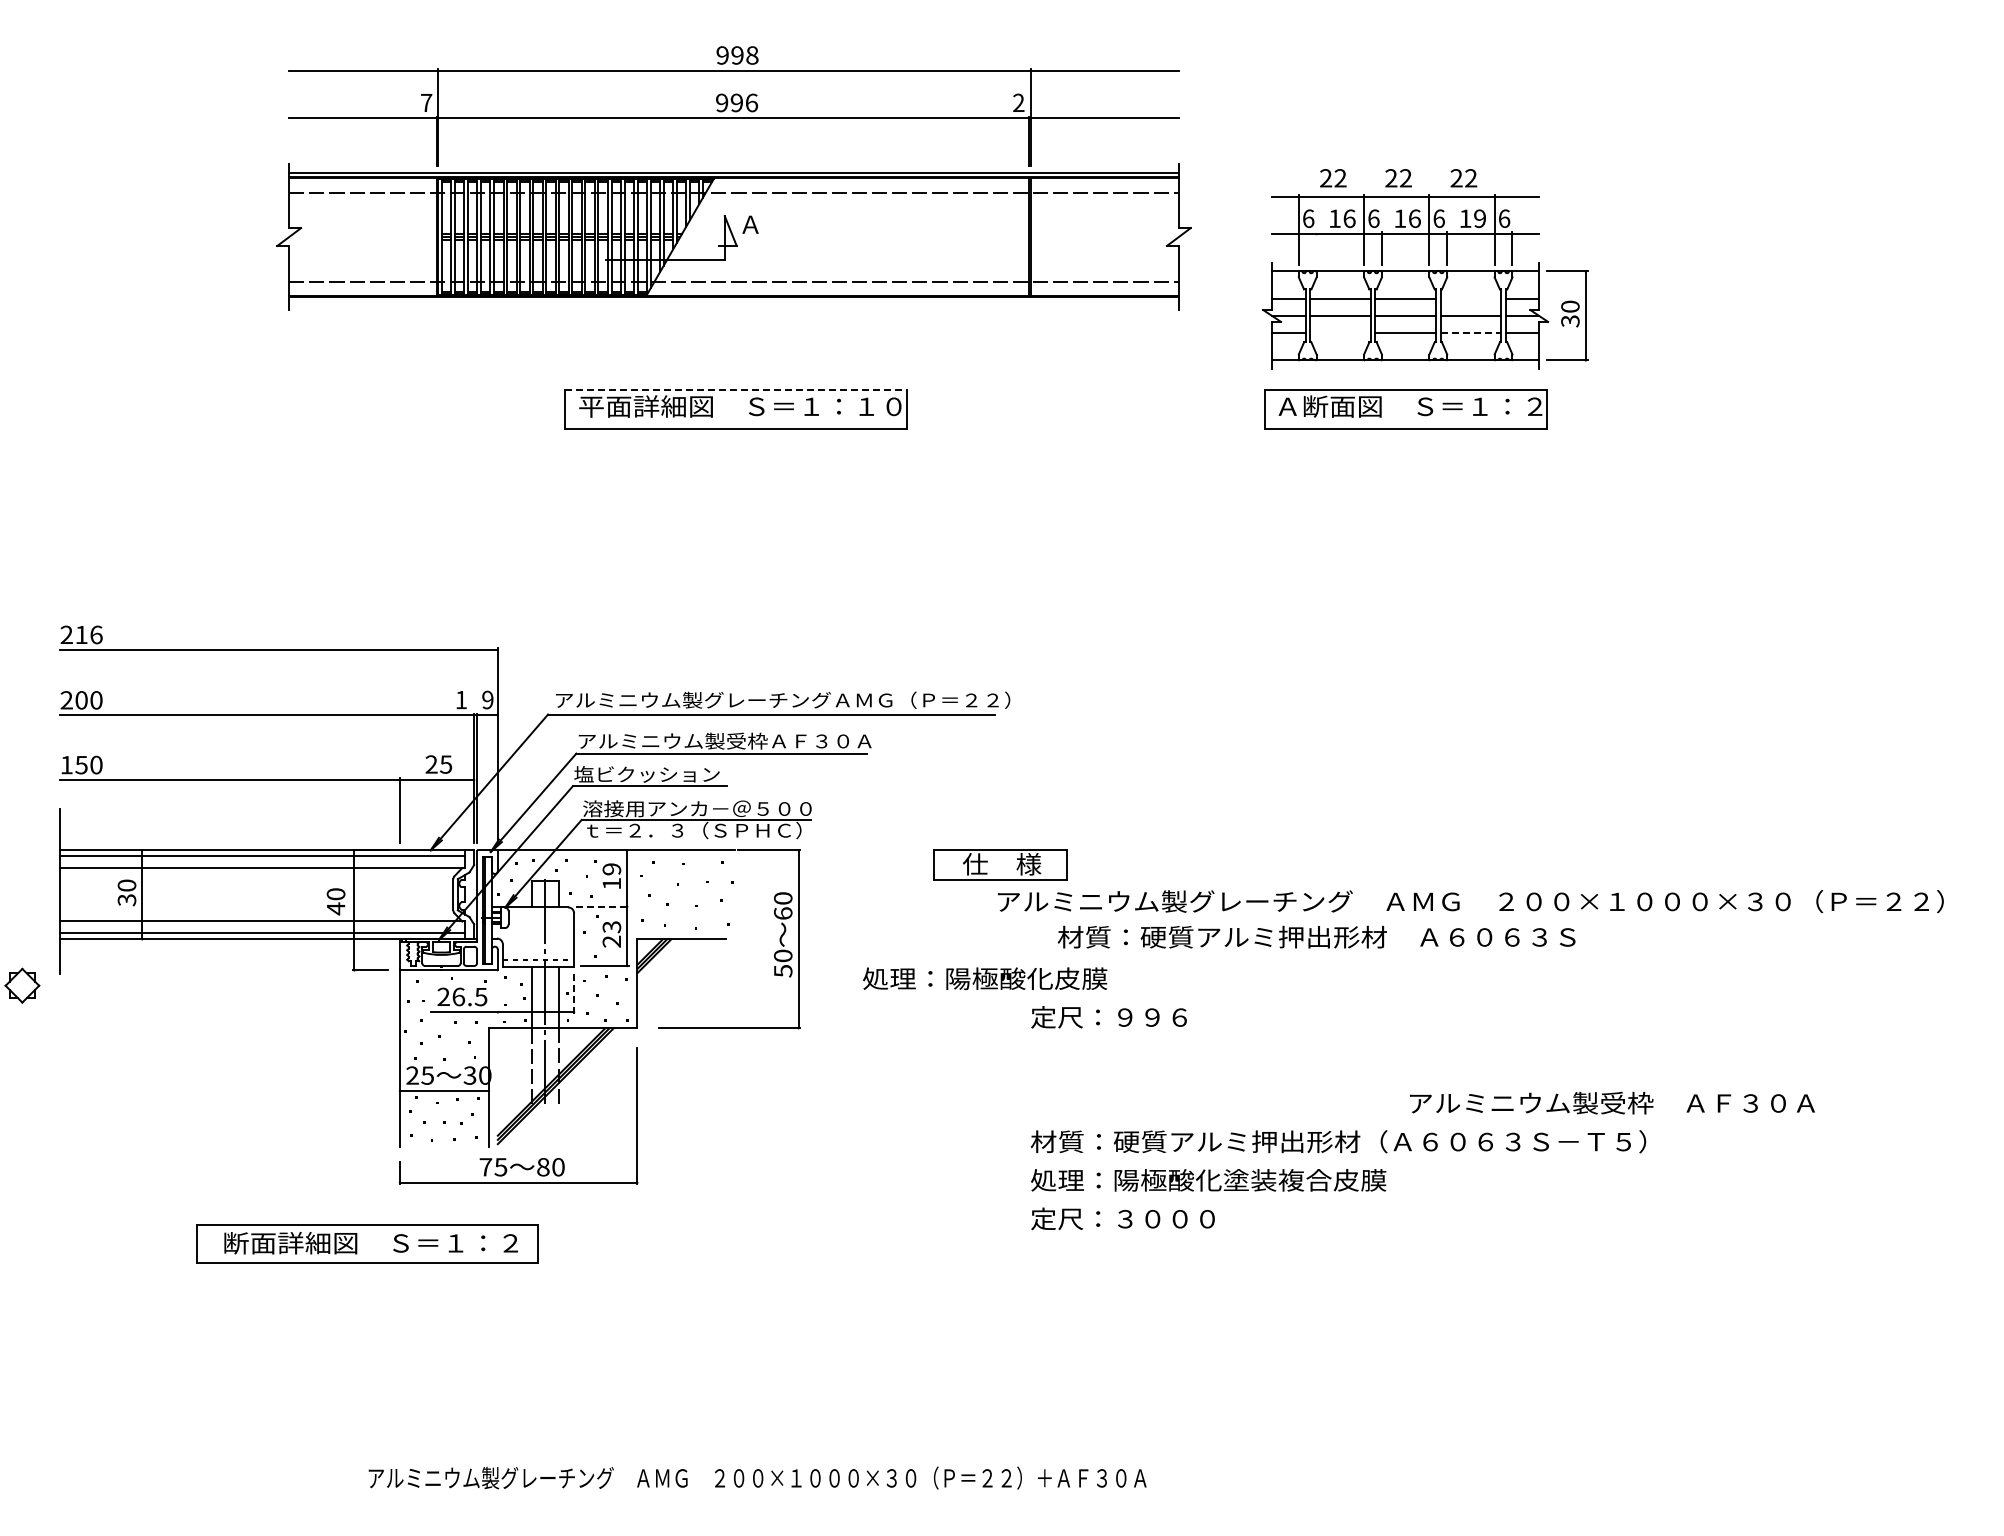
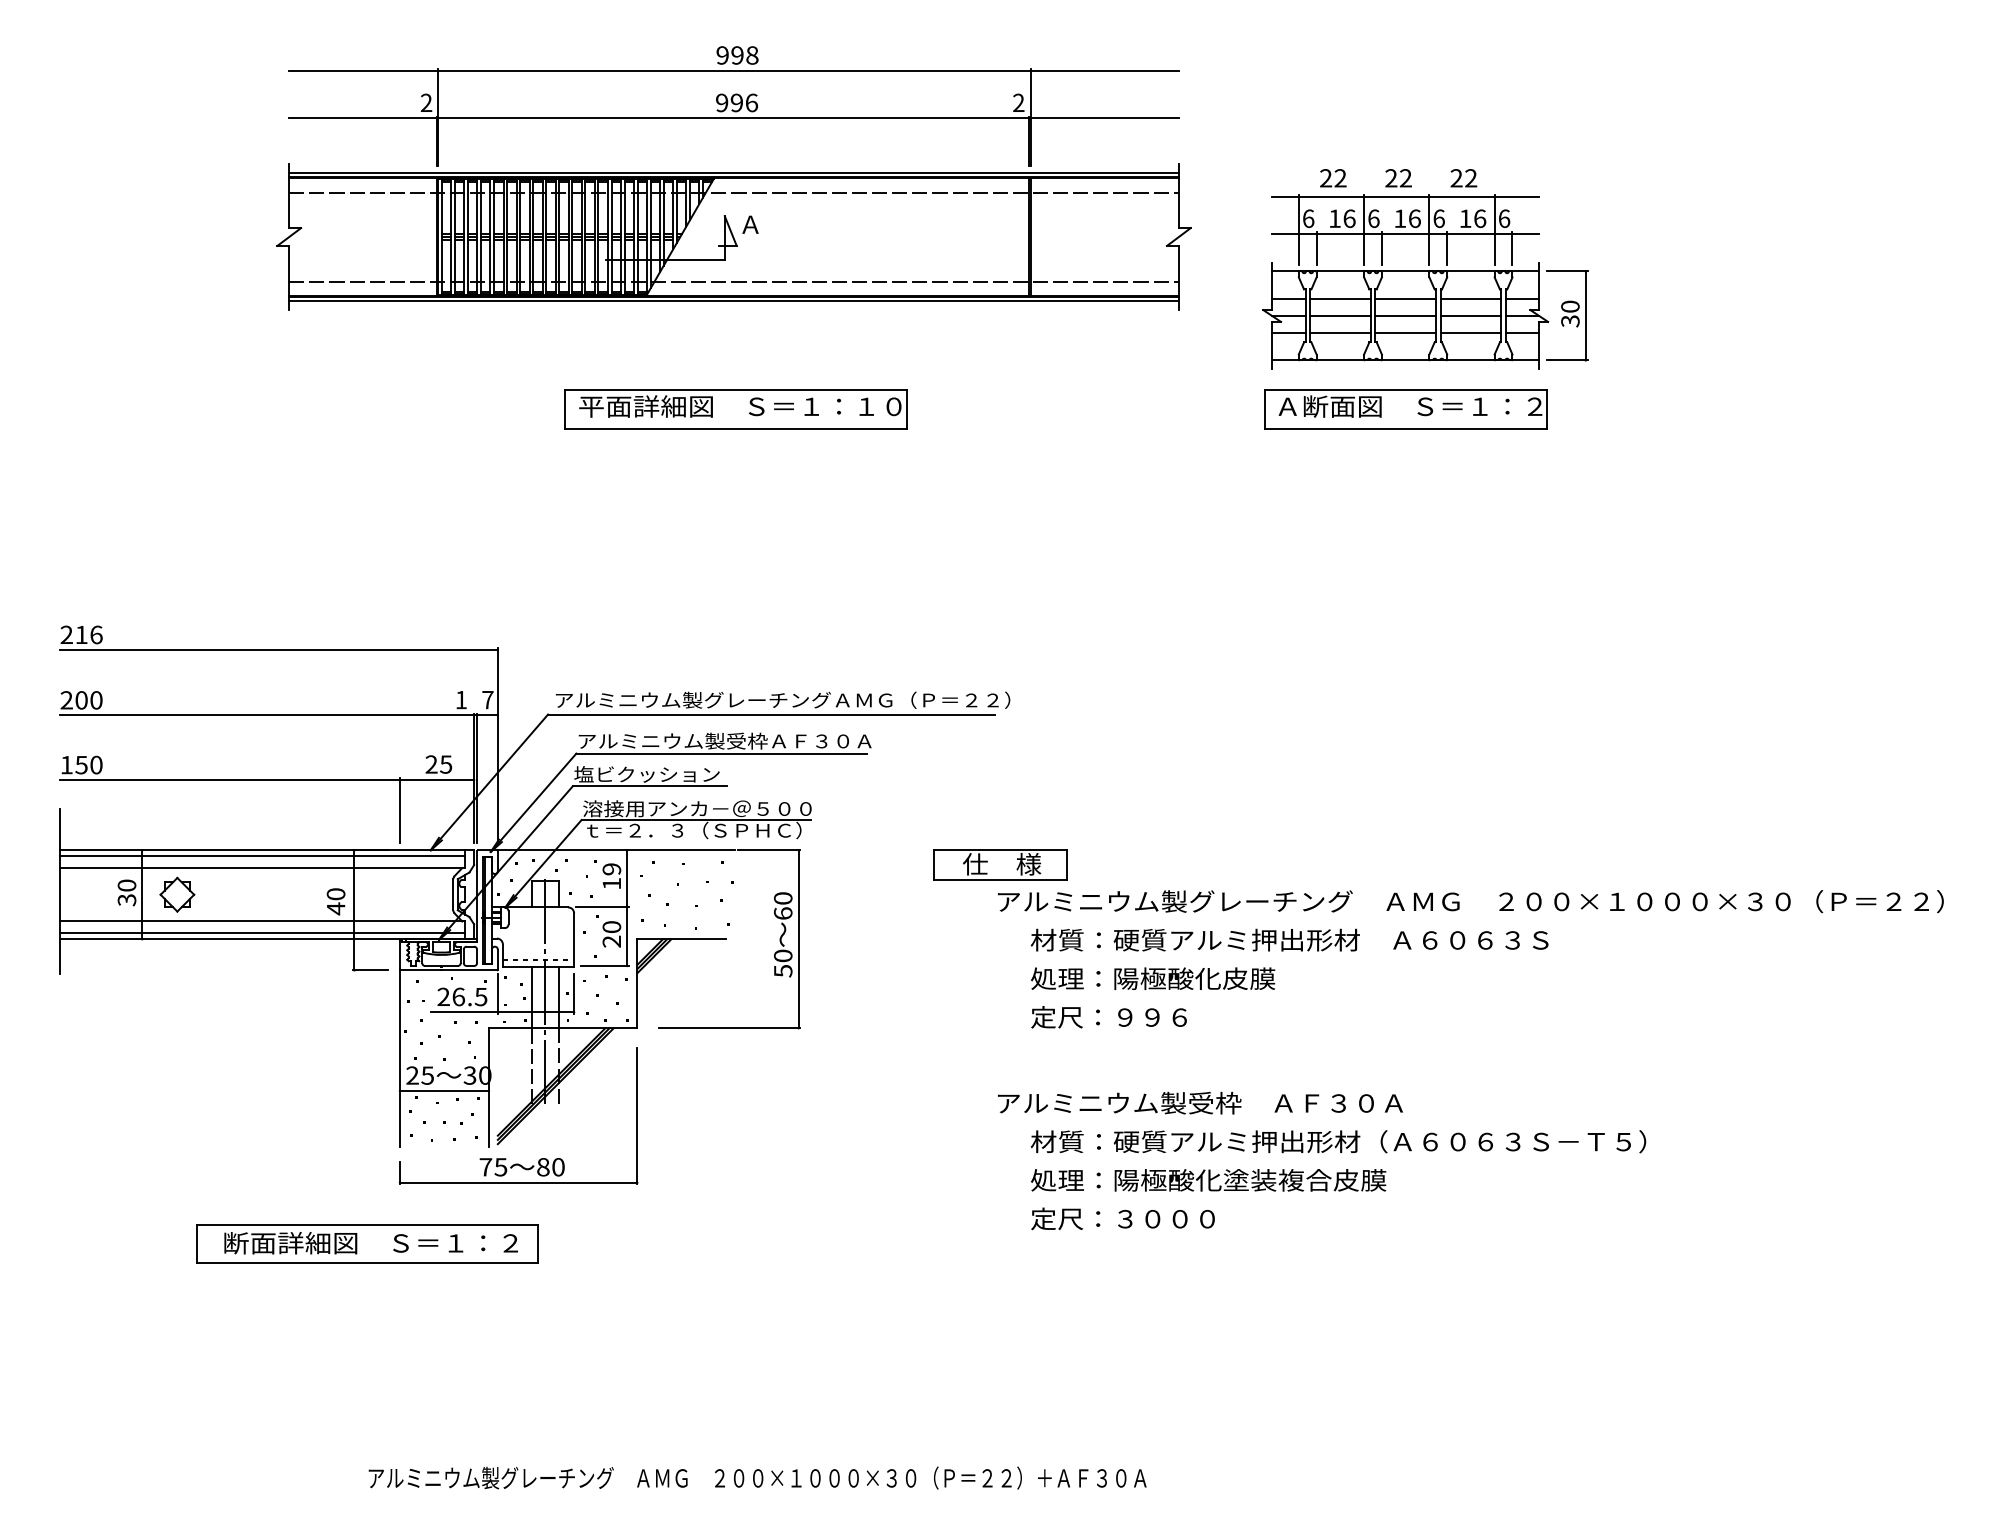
text: 7 -> 2 (426, 102)
text: 19 -> 16 (1480, 218)
line: none -> present (1316, 248)
line: none -> present (1470, 299)
line: none -> present (733, 301)
line: none -> present (1339, 332)
line: dashed -> solid (1471, 332)
line: dashed -> solid (735, 390)
text: 9 -> 7 (487, 699)
line: dashed -> solid (602, 906)
text: 23 -> 20 (611, 927)
text position: (1316, 936) -> (1289, 939) (1289, 939)
text position: (985, 978) -> (1153, 978) (1153, 978)
part position: (22, 985) -> (177, 894) (177, 894)
line: none -> present (497, 993)
line: dashed -> solid (574, 994)
text position: (1612, 1102) -> (1200, 1102) (1200, 1102)
